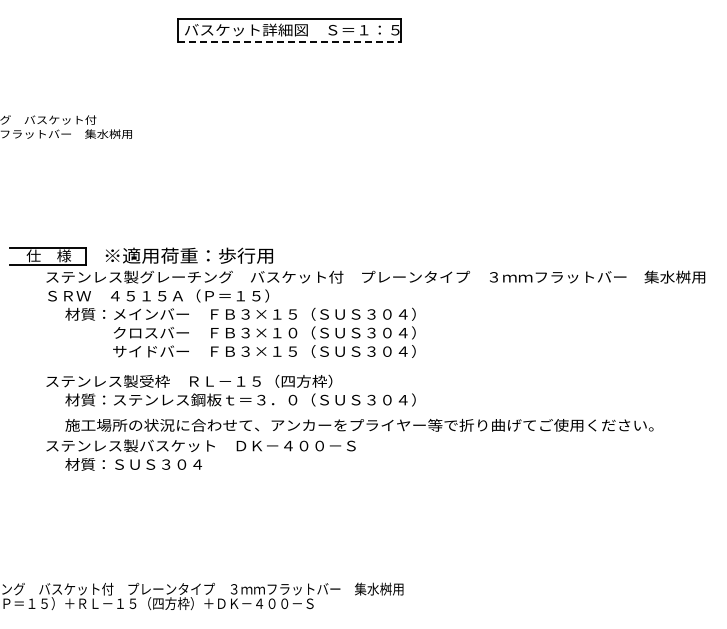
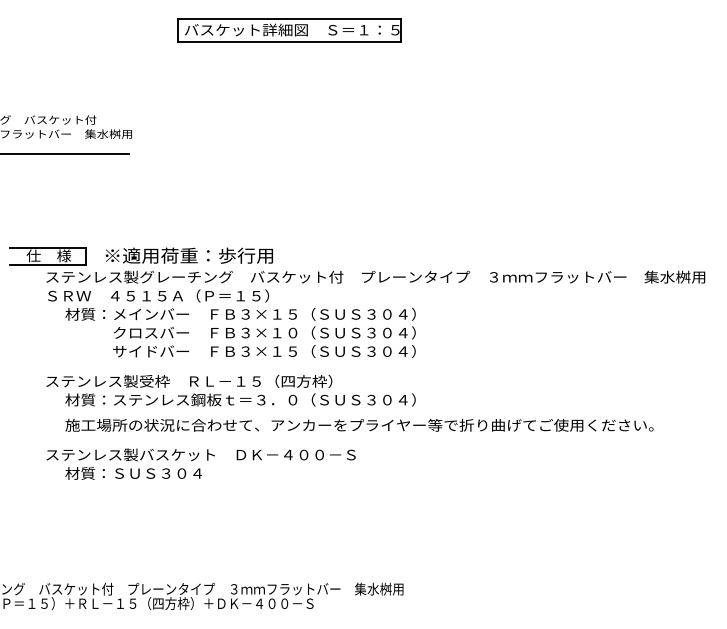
line: dashed -> solid (289, 42)
line: none -> present (65, 154)
text position: (200, 454) -> (200, 463) (200, 463)
